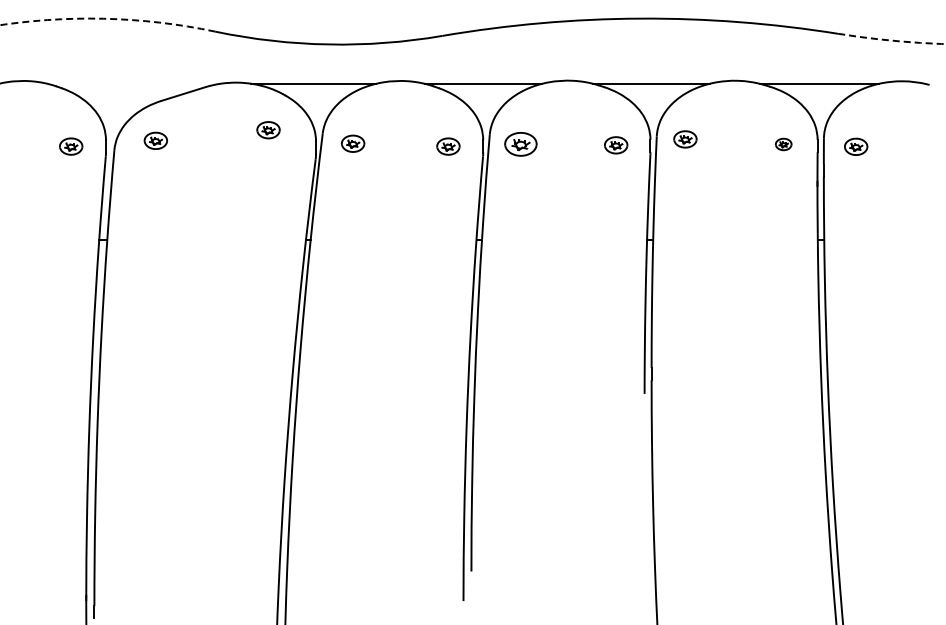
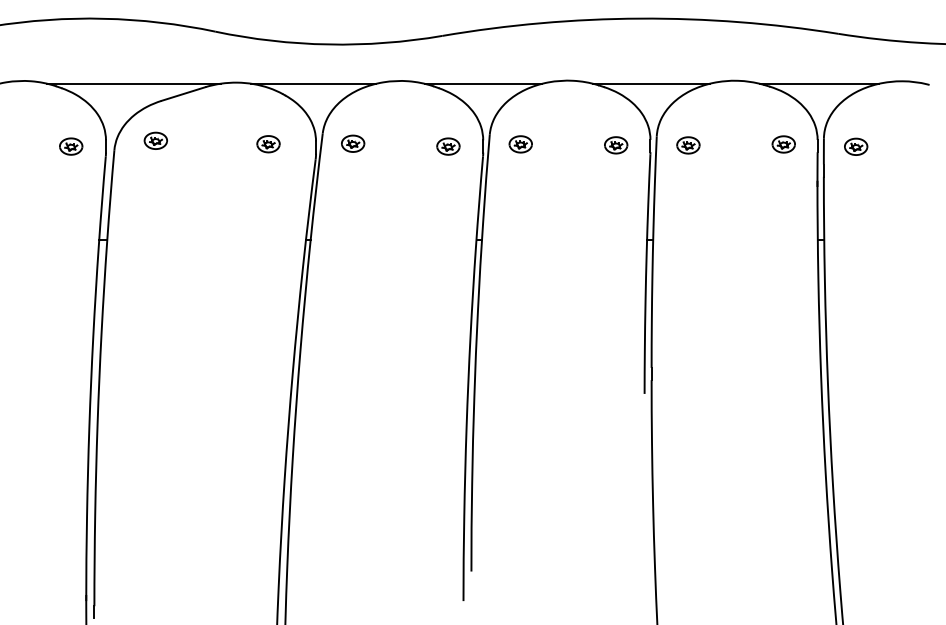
arc: dashed -> solid (107, 18)
arc: dashed -> solid (892, 40)
line: none -> present (133, 83)
part position: (268, 130) -> (268, 144) (268, 144)
part position: (685, 139) -> (688, 145) (688, 145)
part size: 34x25 px -> 25x19 px (520, 144)
part size: 18x15 px -> 25x19 px (783, 144)
